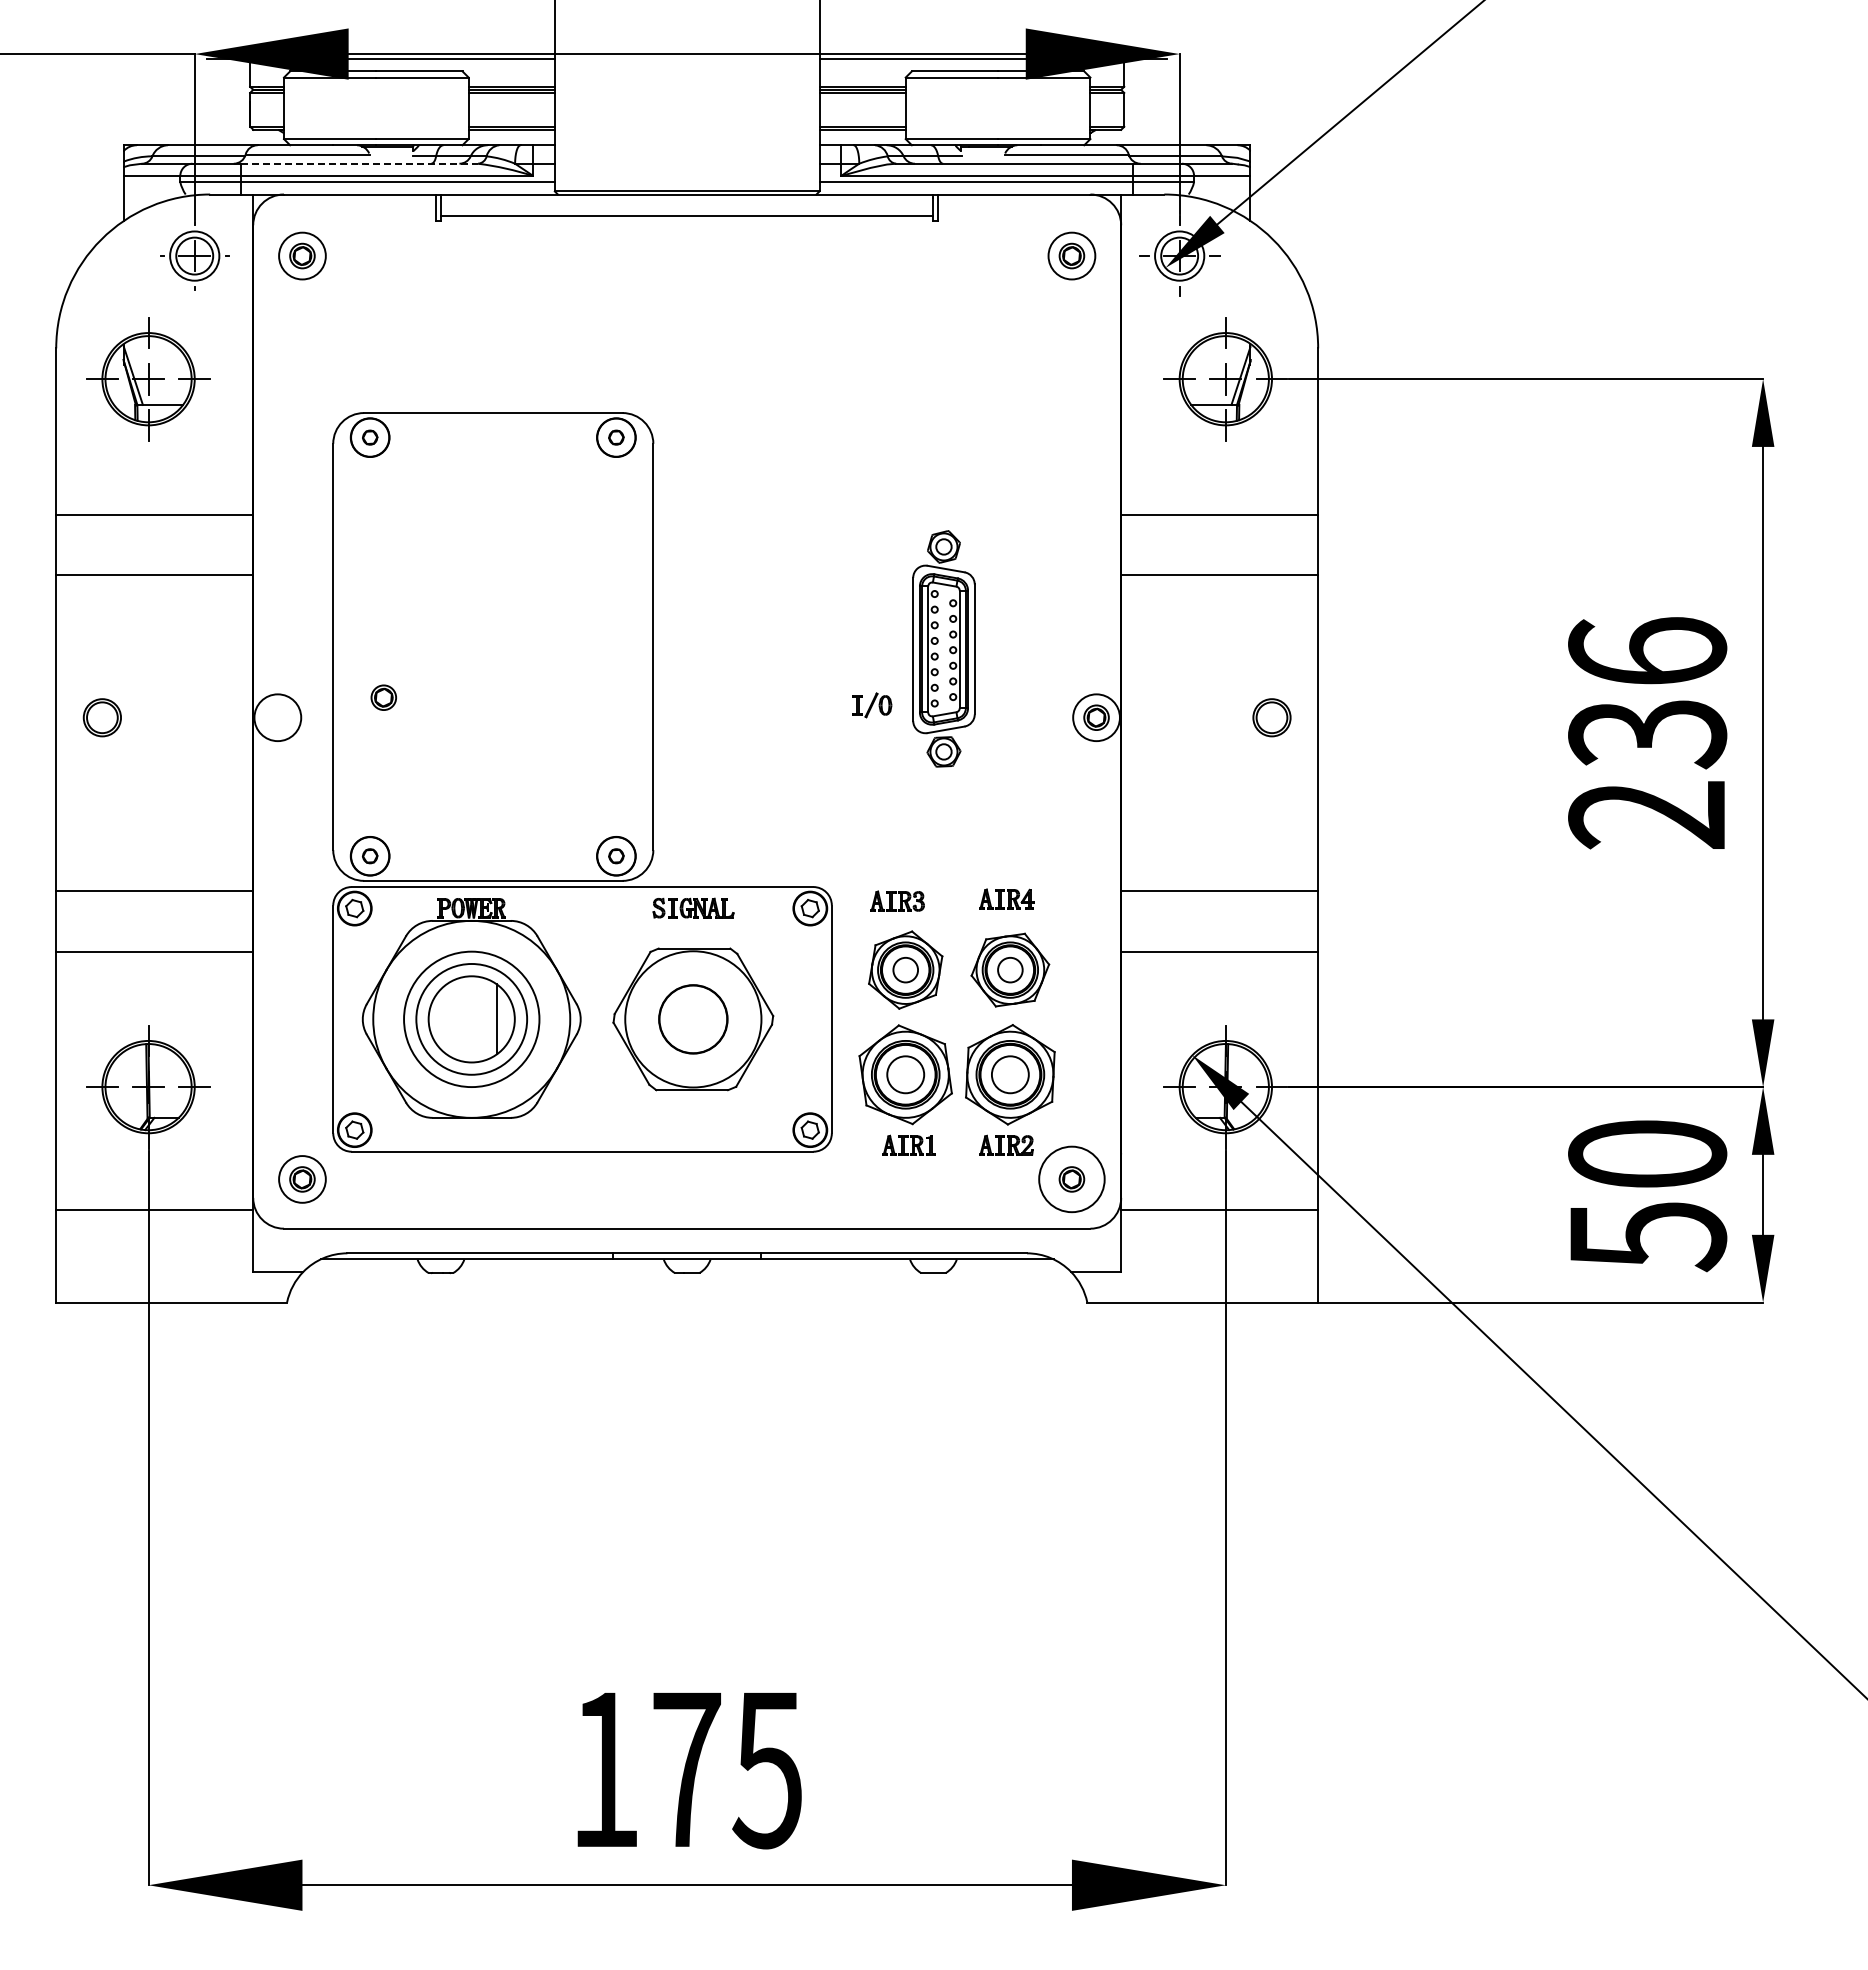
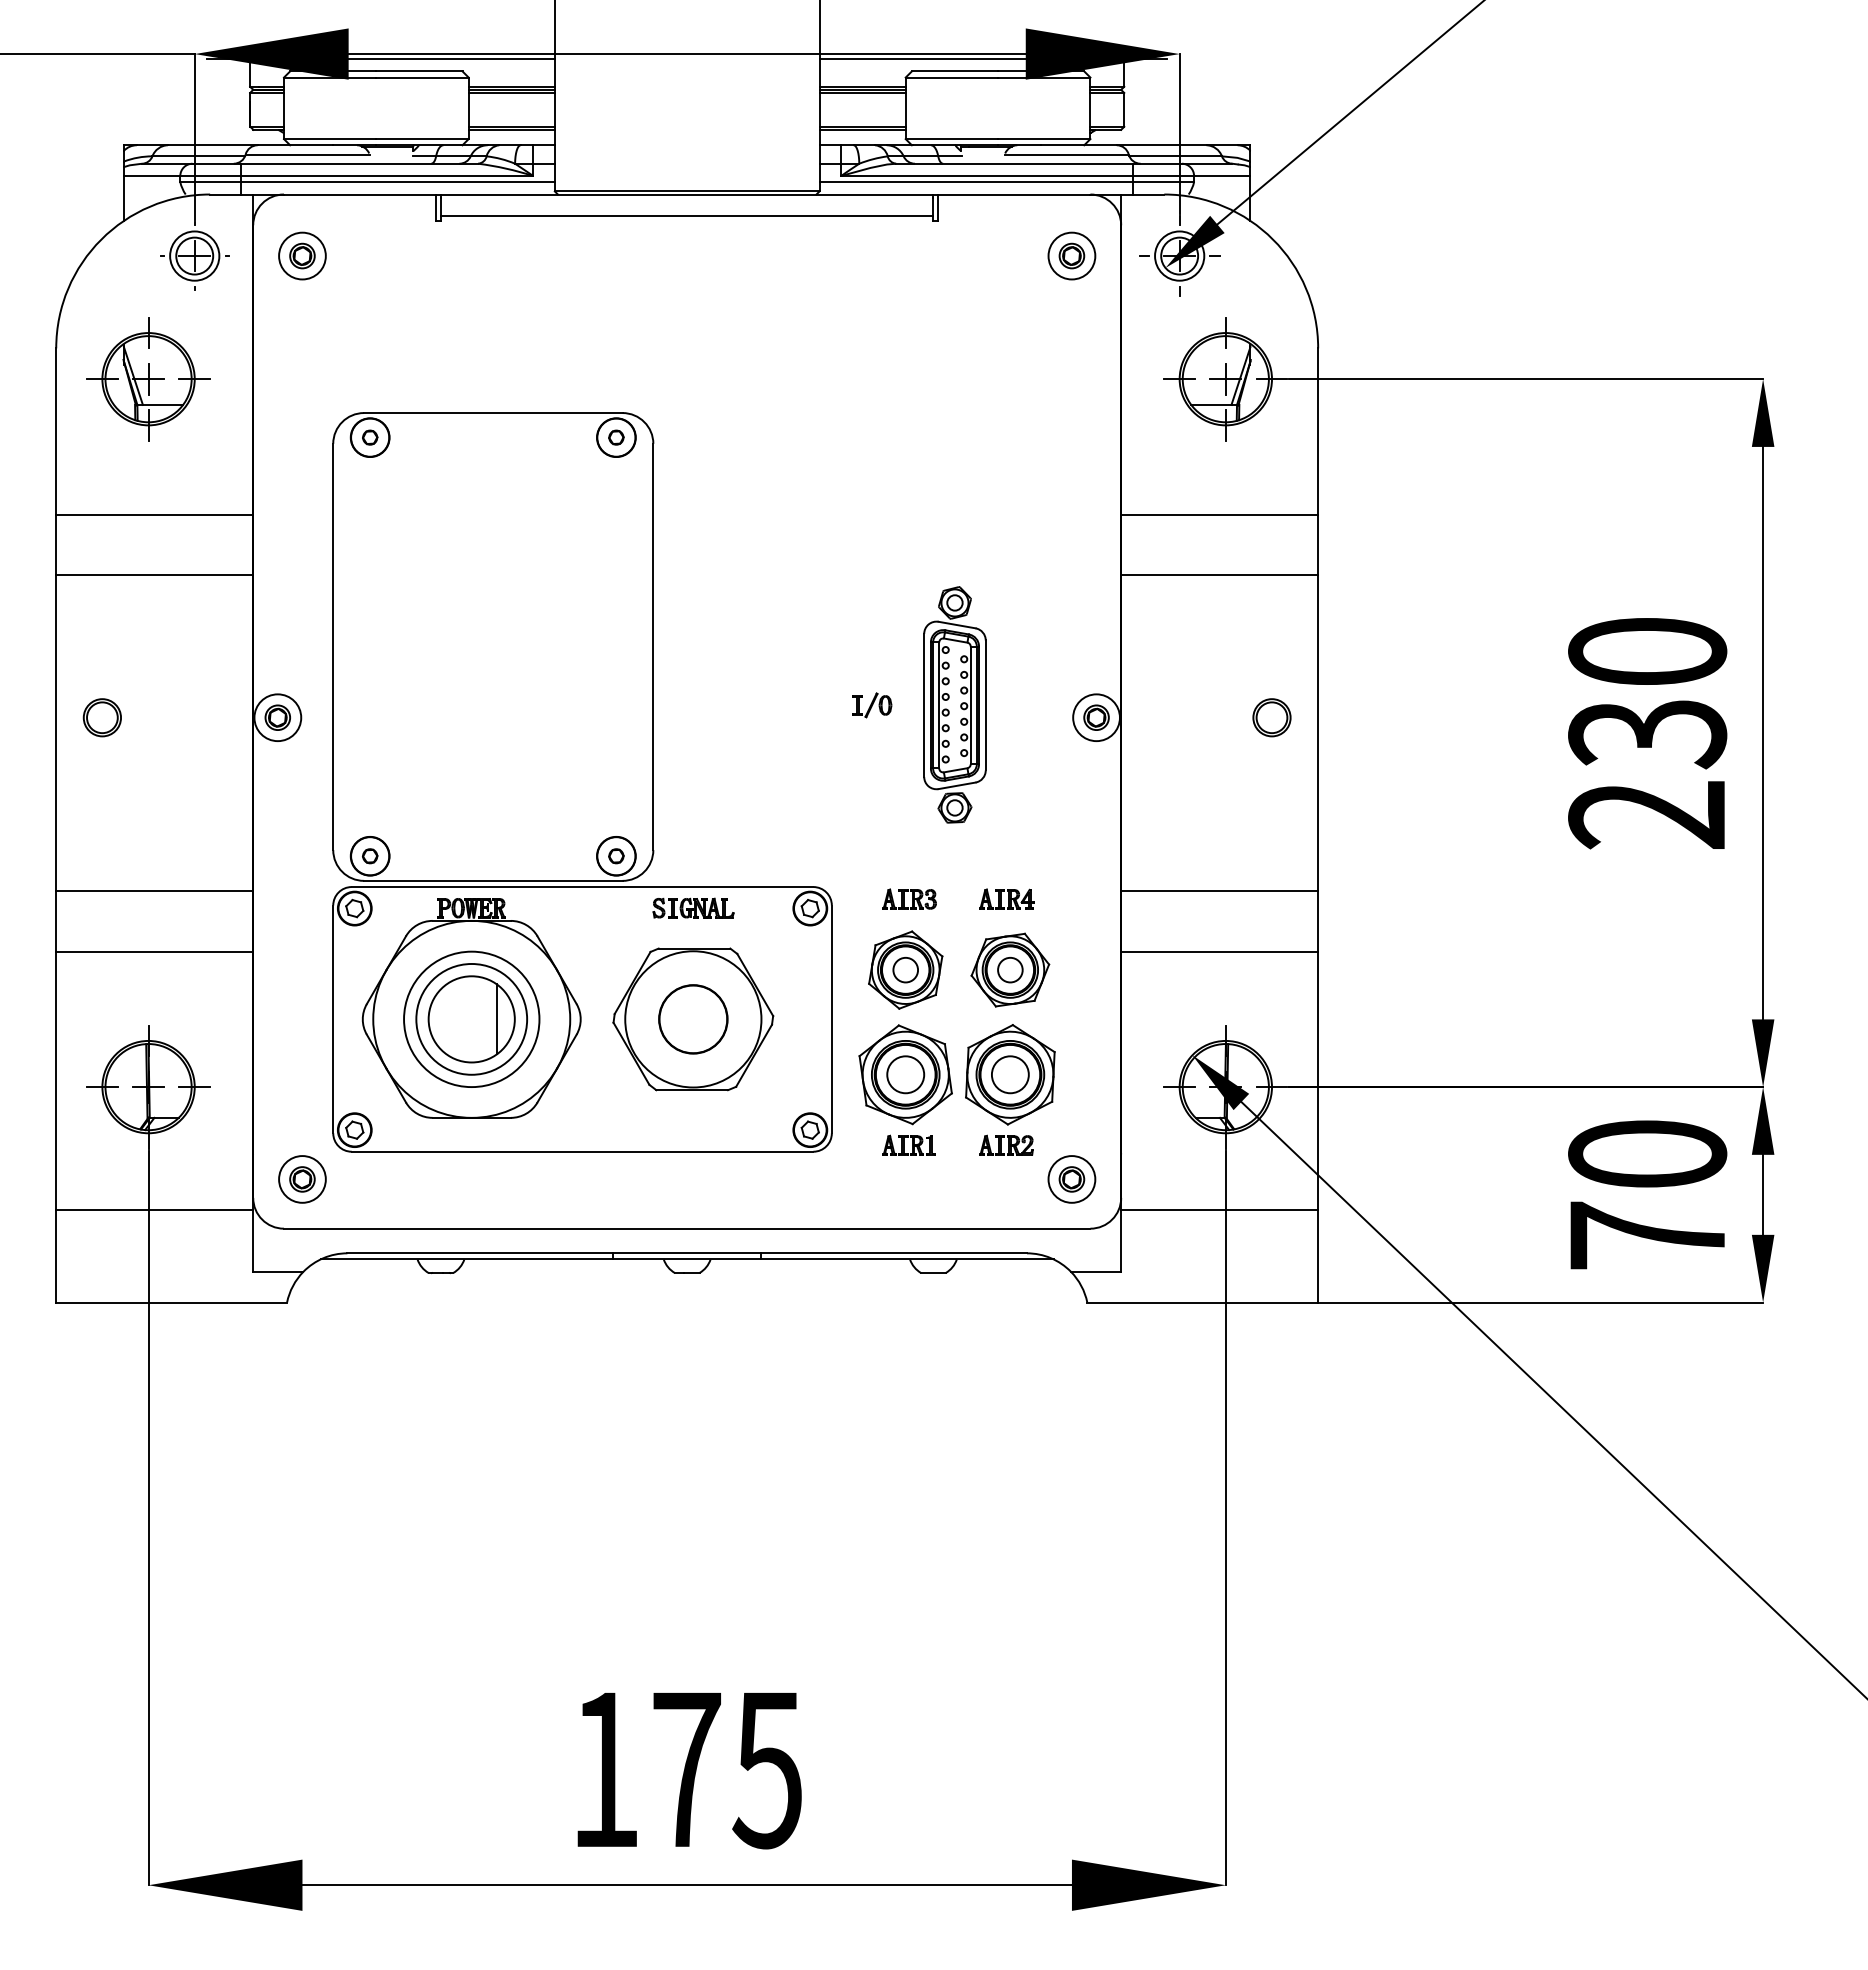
line: dashed -> solid (360, 163)
part position: (943, 648) -> (954, 704) (954, 704)
text: 236 -> 230 (1647, 650)
part position: (383, 697) -> (277, 717) (277, 717)
part position: (897, 900) -> (909, 898) (909, 898)
circle diameter: 65 px -> 47 px (1071, 1179)
text: 50 -> 70 (1648, 1236)
